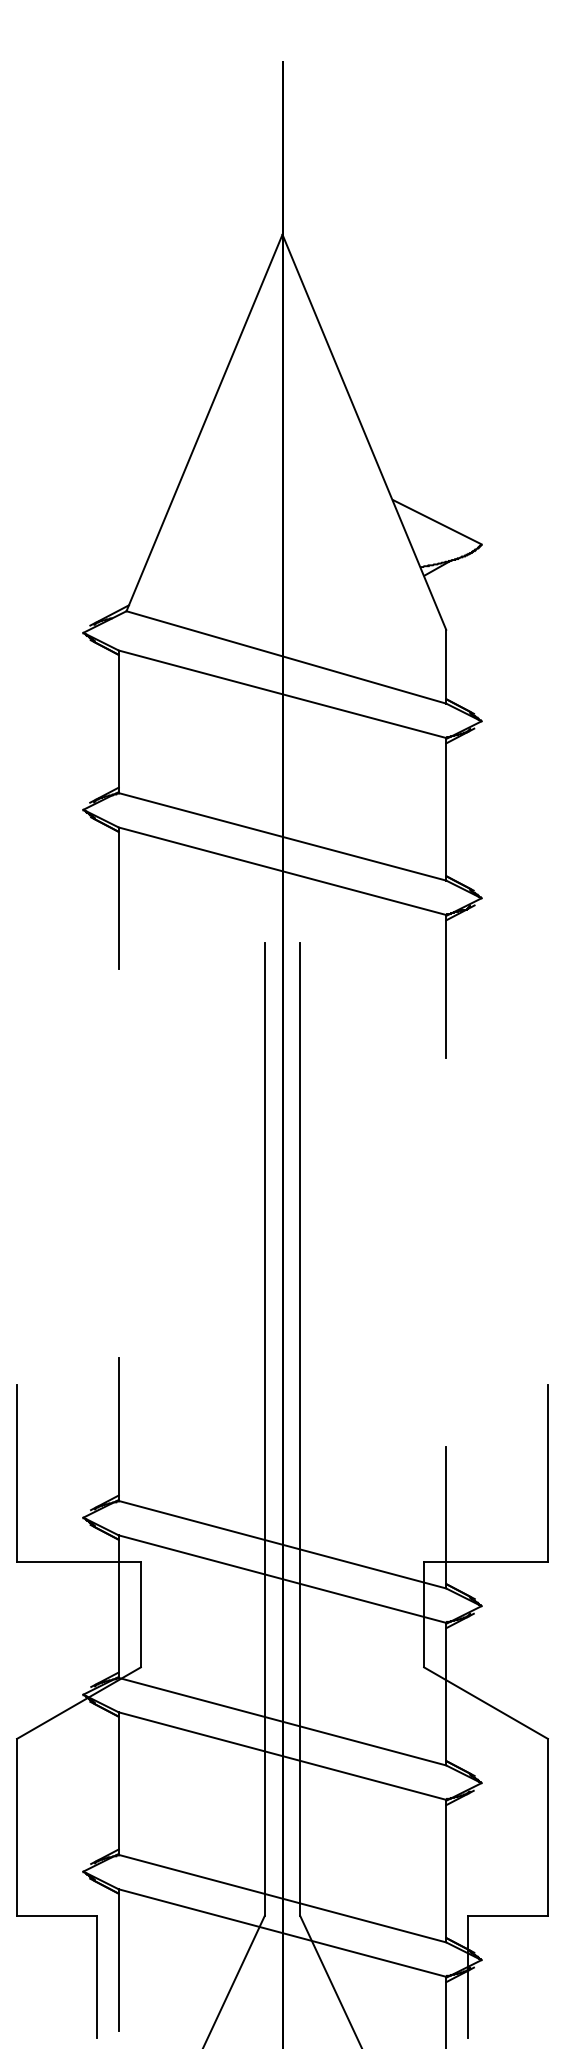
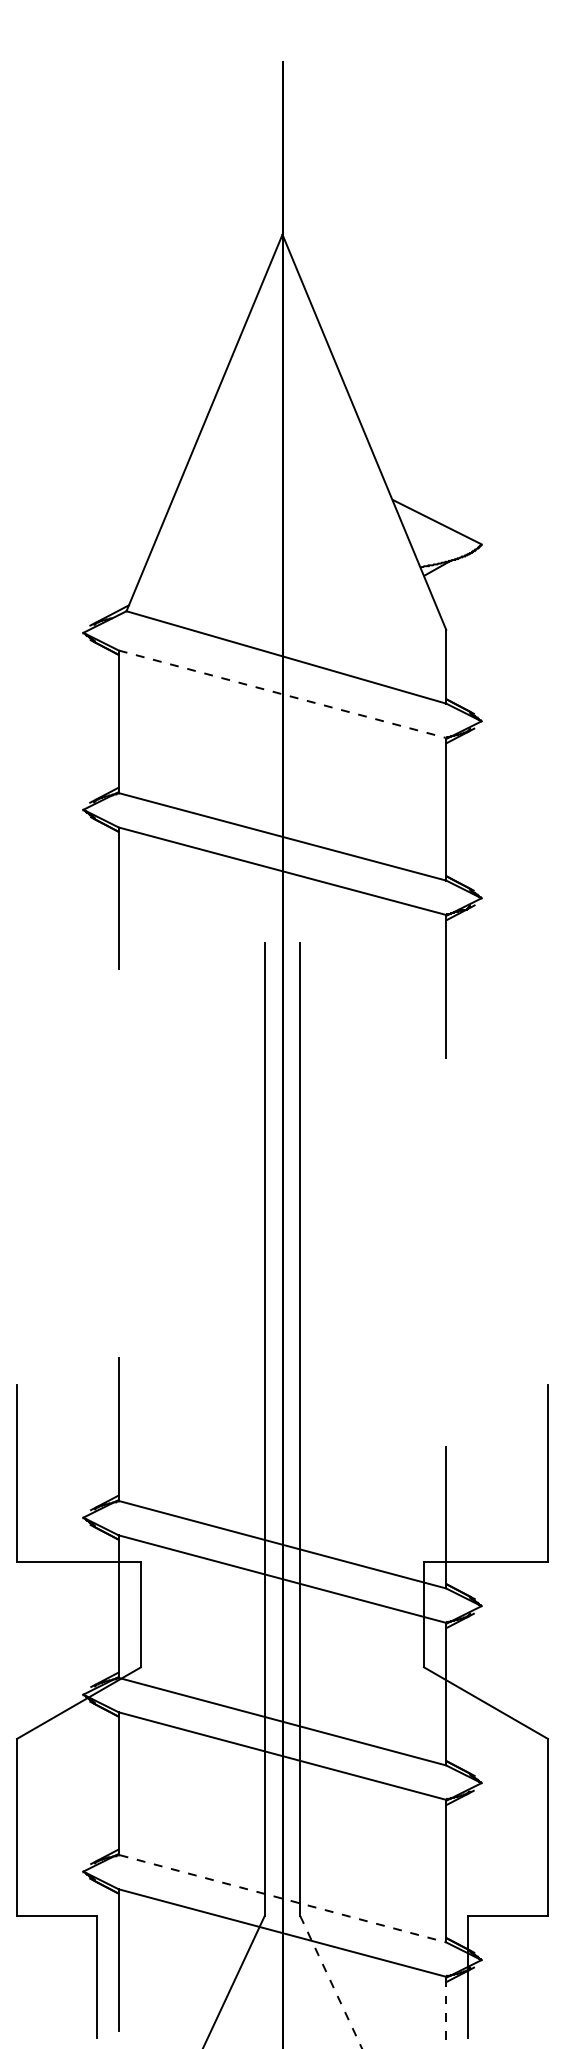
line: solid -> dashed (282, 694)
line: solid -> dashed (282, 1898)
line: solid -> dashed (331, 1982)
line: solid -> dashed (446, 2013)
